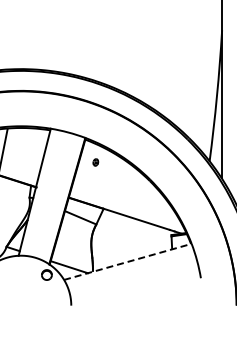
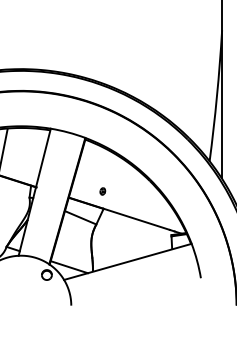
part position: (95, 162) -> (102, 191) (102, 191)
line: dashed -> solid (128, 261)
